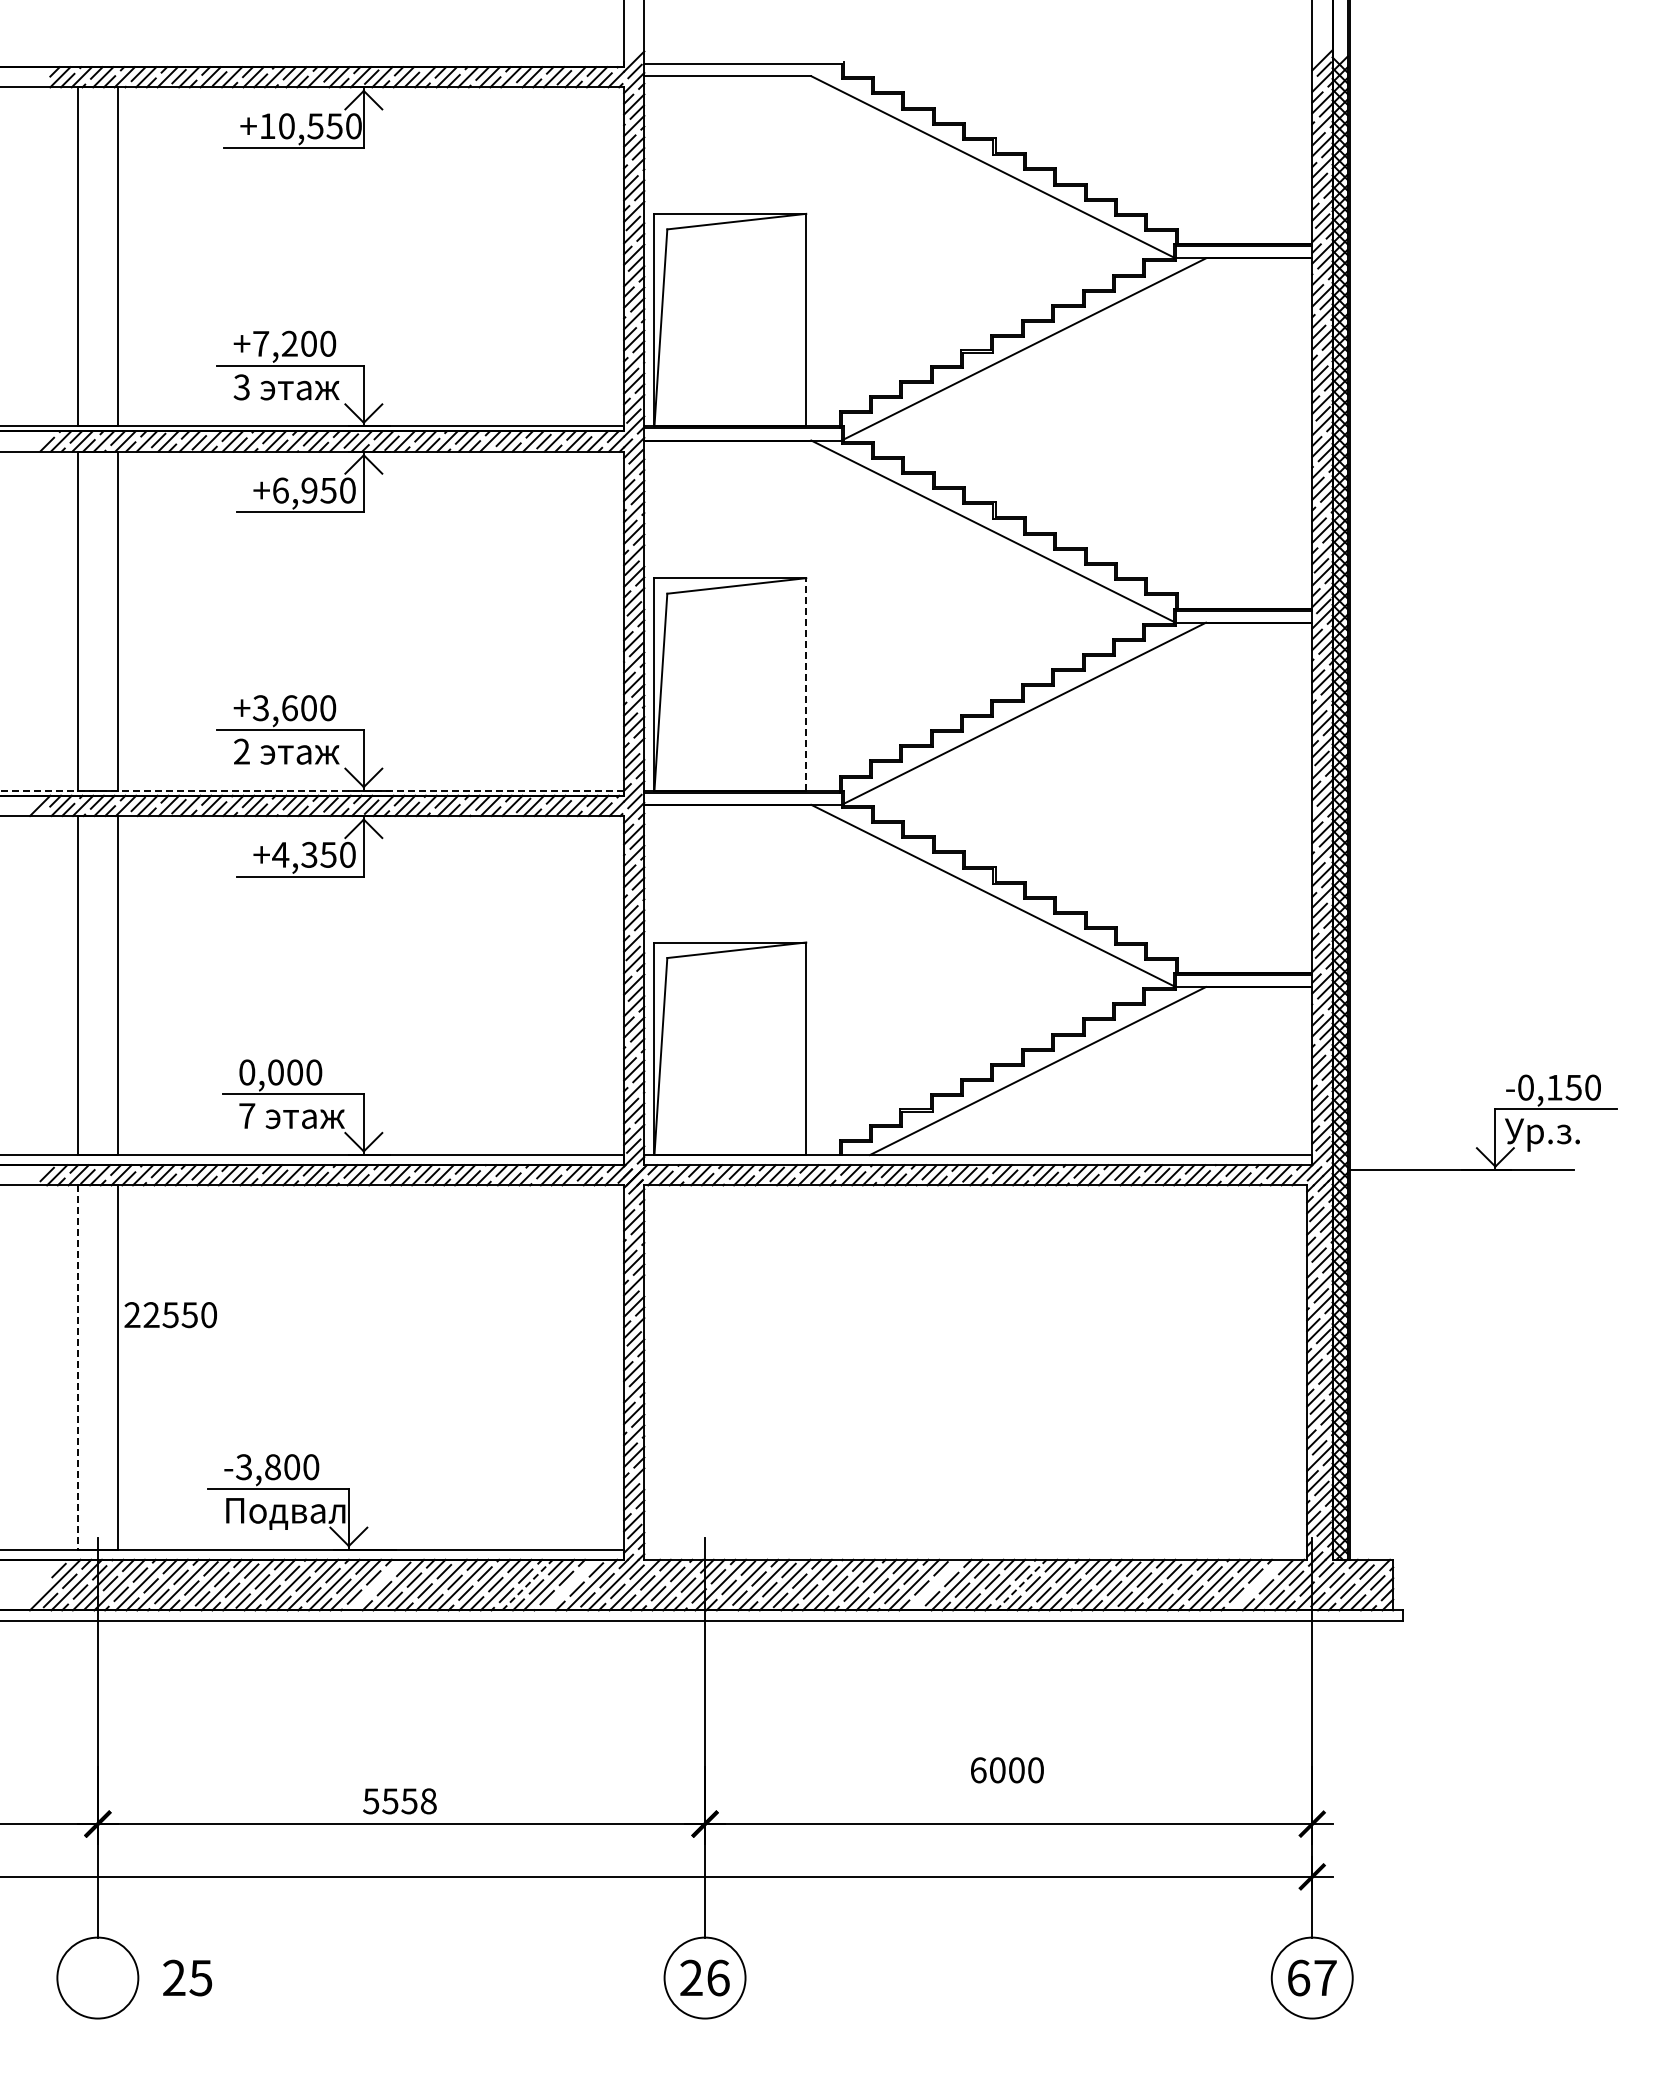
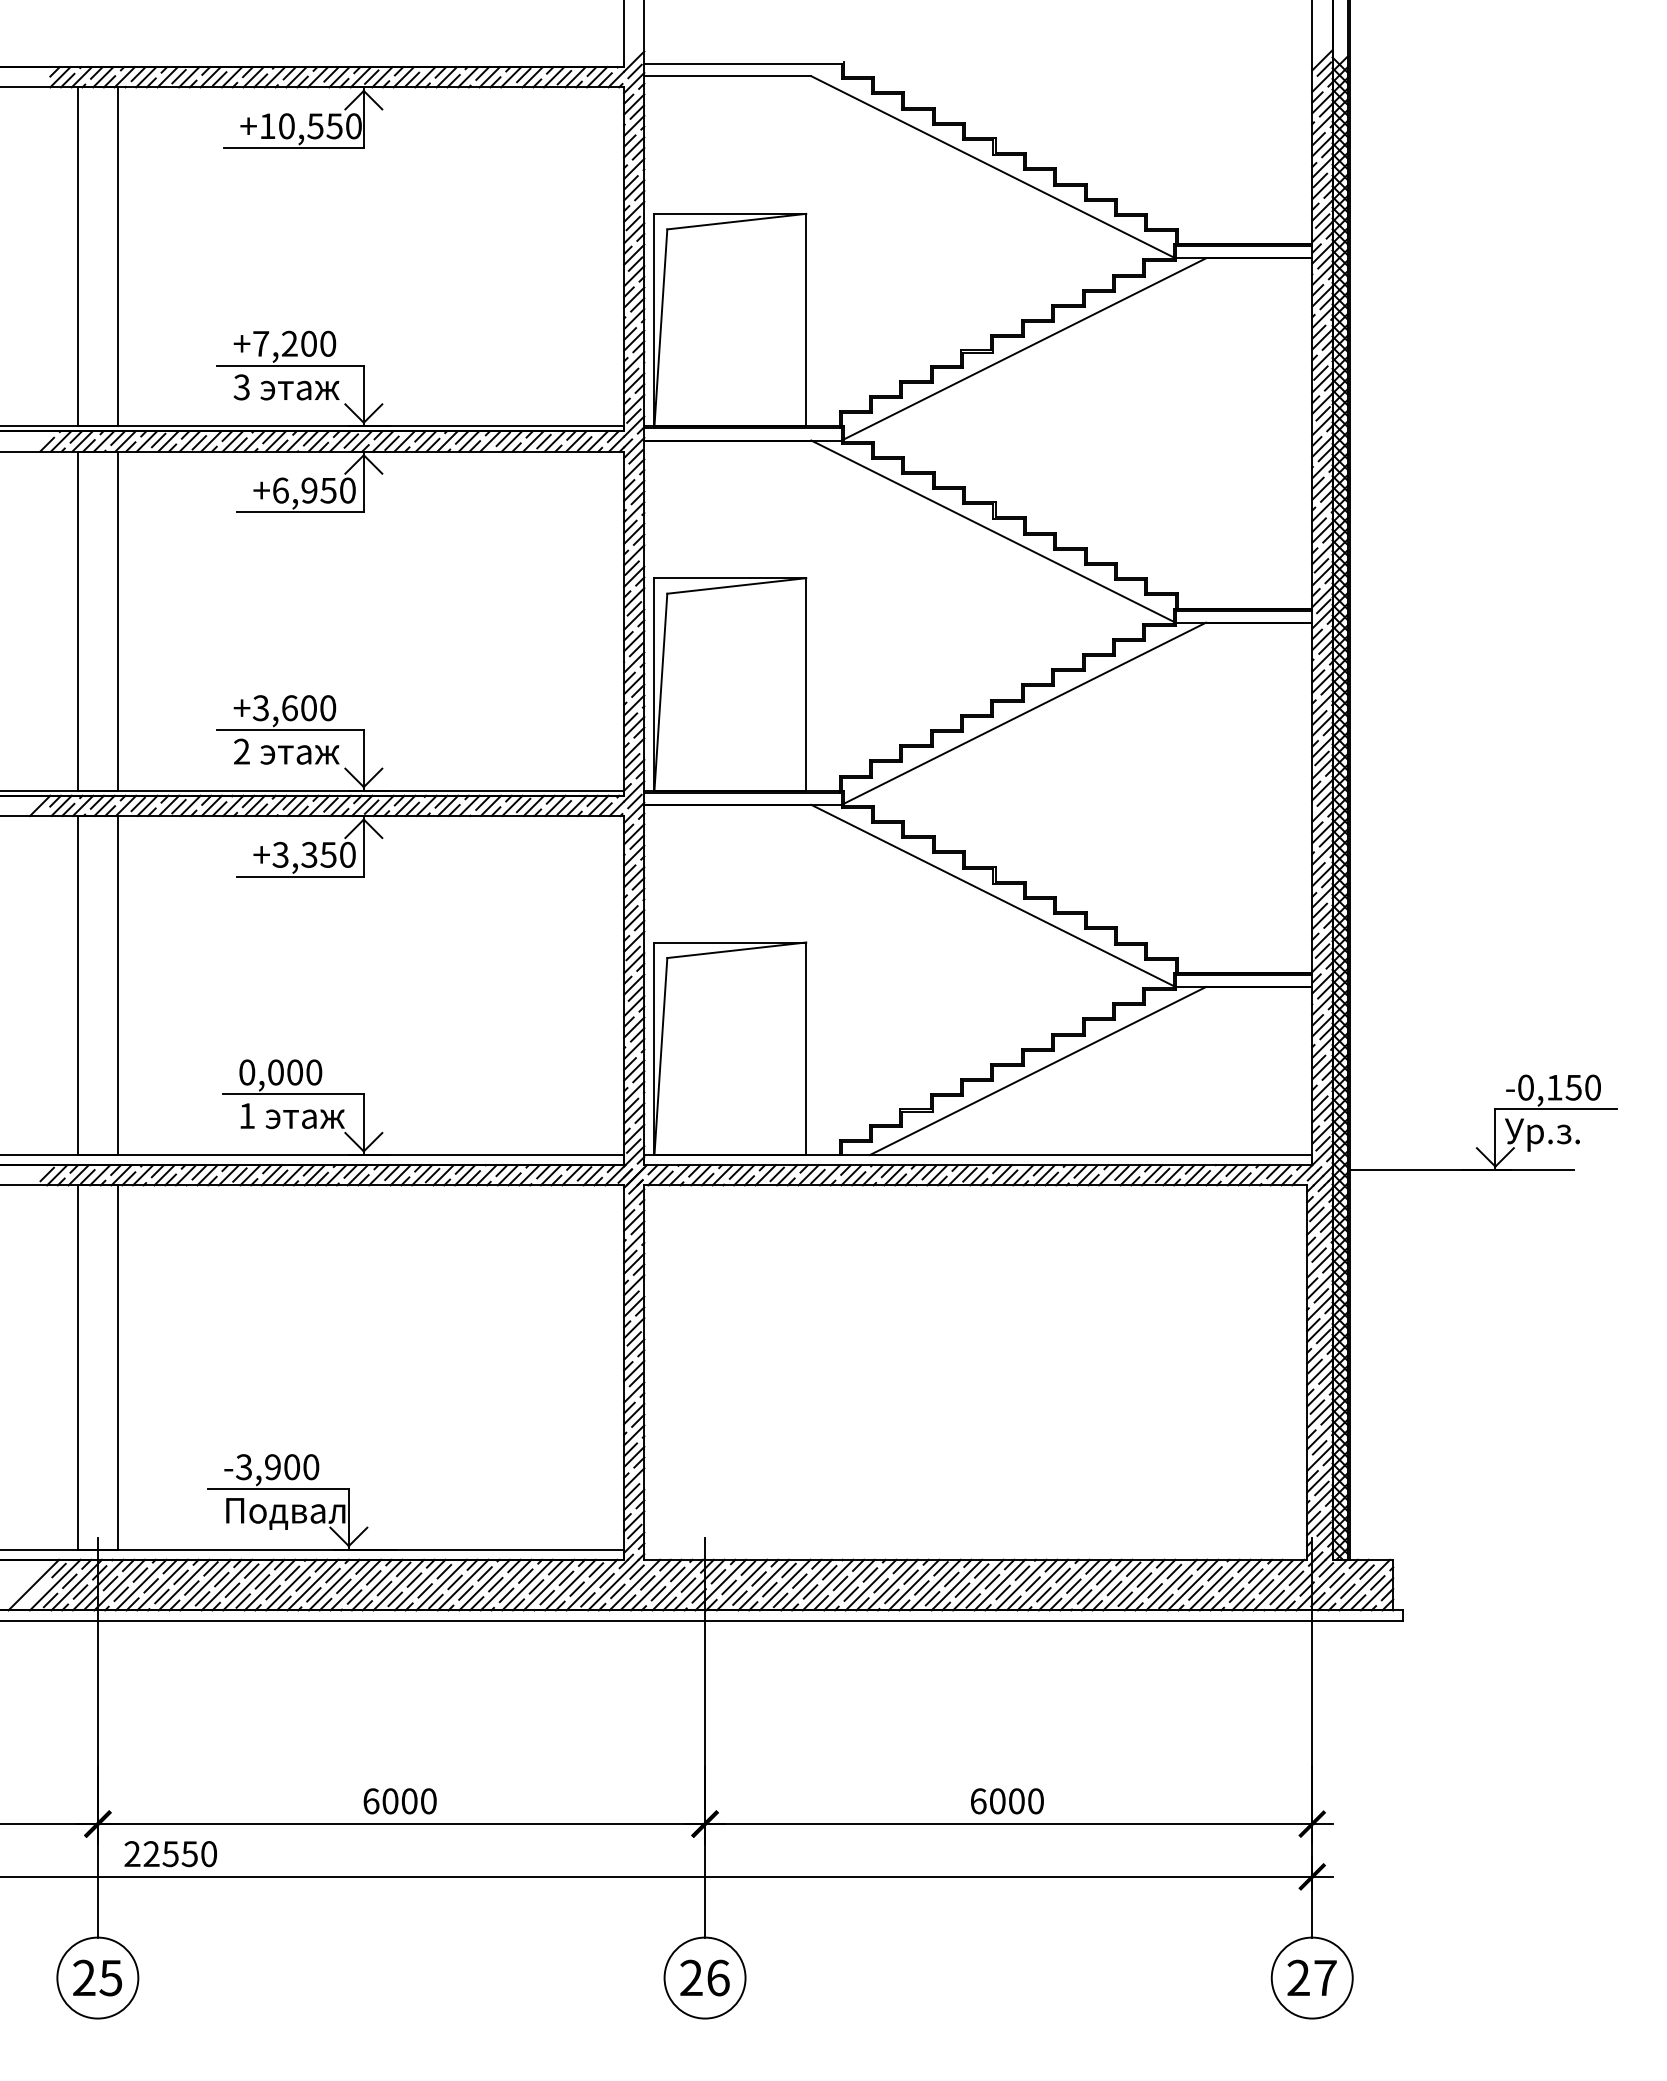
line: dashed -> solid (806, 683)
line: dashed -> solid (312, 790)
text: +4,350 -> +3,350 (280, 854)
text: 7 -> 1 (247, 1115)
text position: (170, 1315) -> (170, 1854) (170, 1854)
line: dashed -> solid (77, 1368)
text: -3,800 -> -3,900 (272, 1467)
line: none -> present (33, 1584)
line: none -> present (376, 1584)
line: none -> present (570, 1584)
line: none -> present (935, 1584)
line: none -> present (1257, 1584)
line: dashed -> solid (527, 1585)
line: dashed -> solid (1021, 1585)
text position: (1007, 1770) -> (1007, 1801) (1007, 1801)
text: 5558 -> 6000 (399, 1801)
text position: (187, 1977) -> (97, 1977) (97, 1977)
text: 67 -> 27 (1298, 1977)
